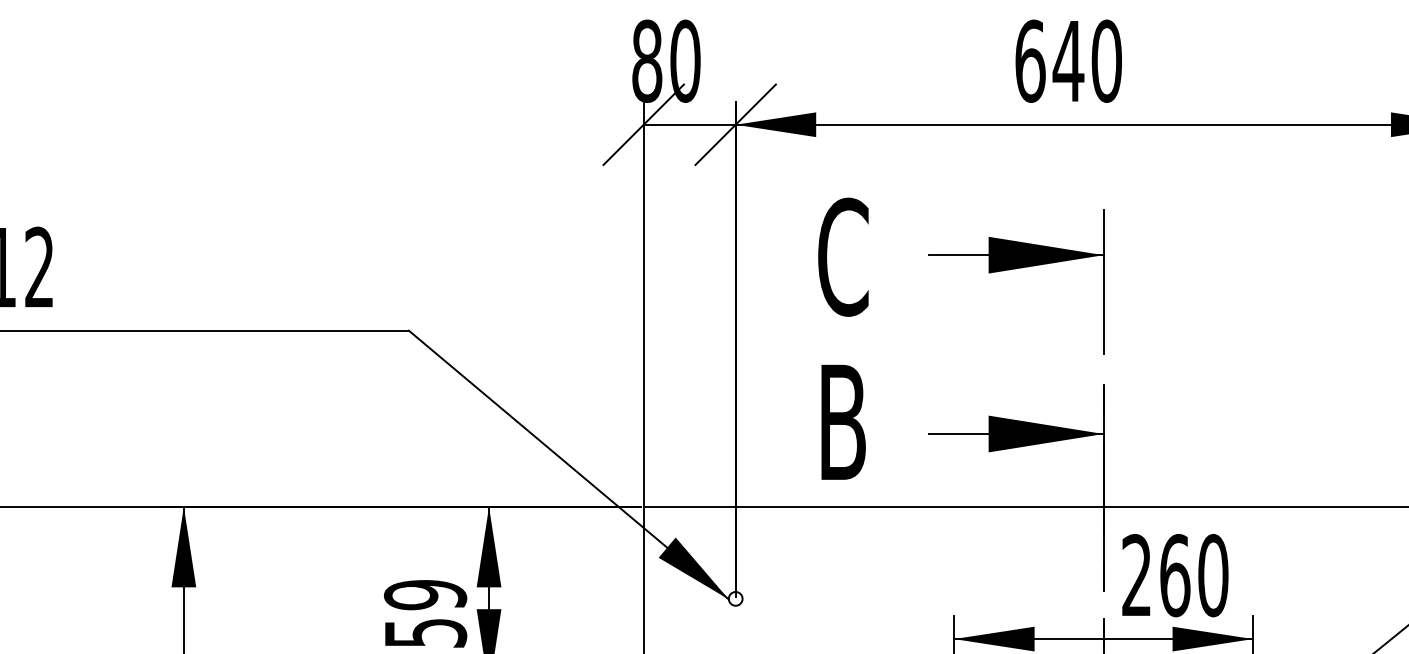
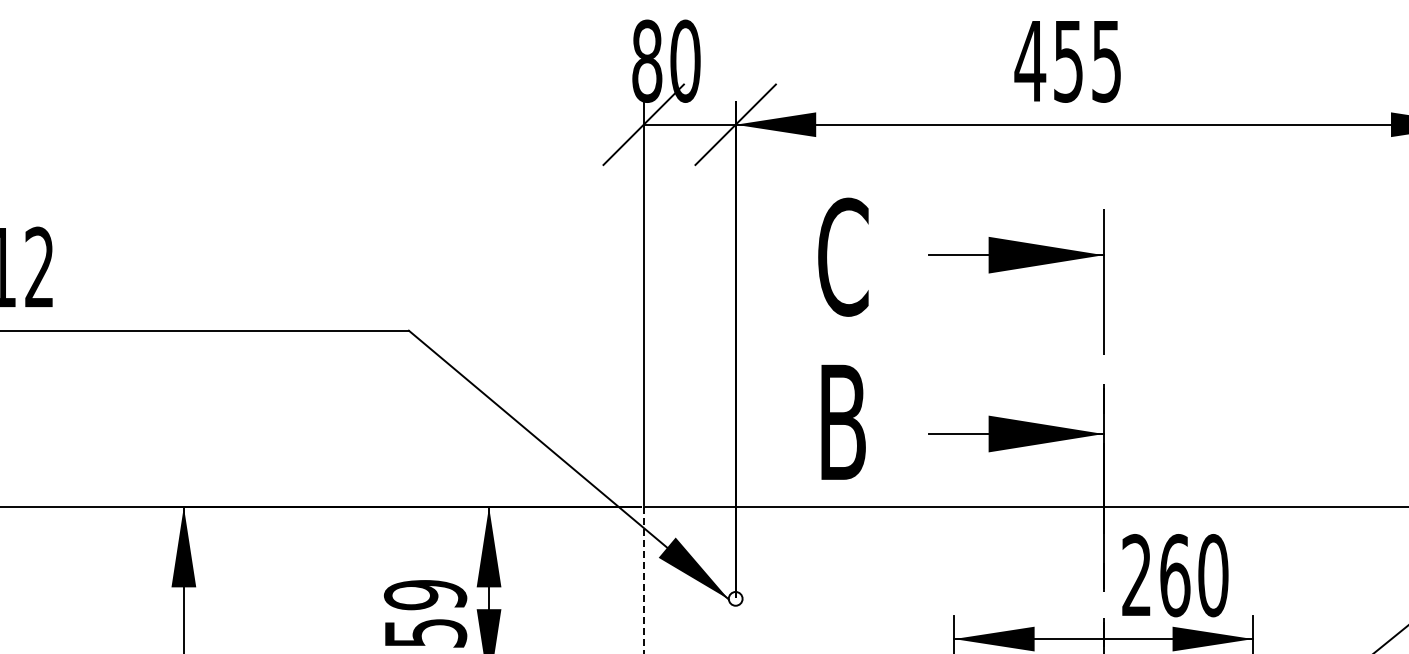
text: 640 -> 455 (1067, 60)
line: solid -> dashed (643, 580)
